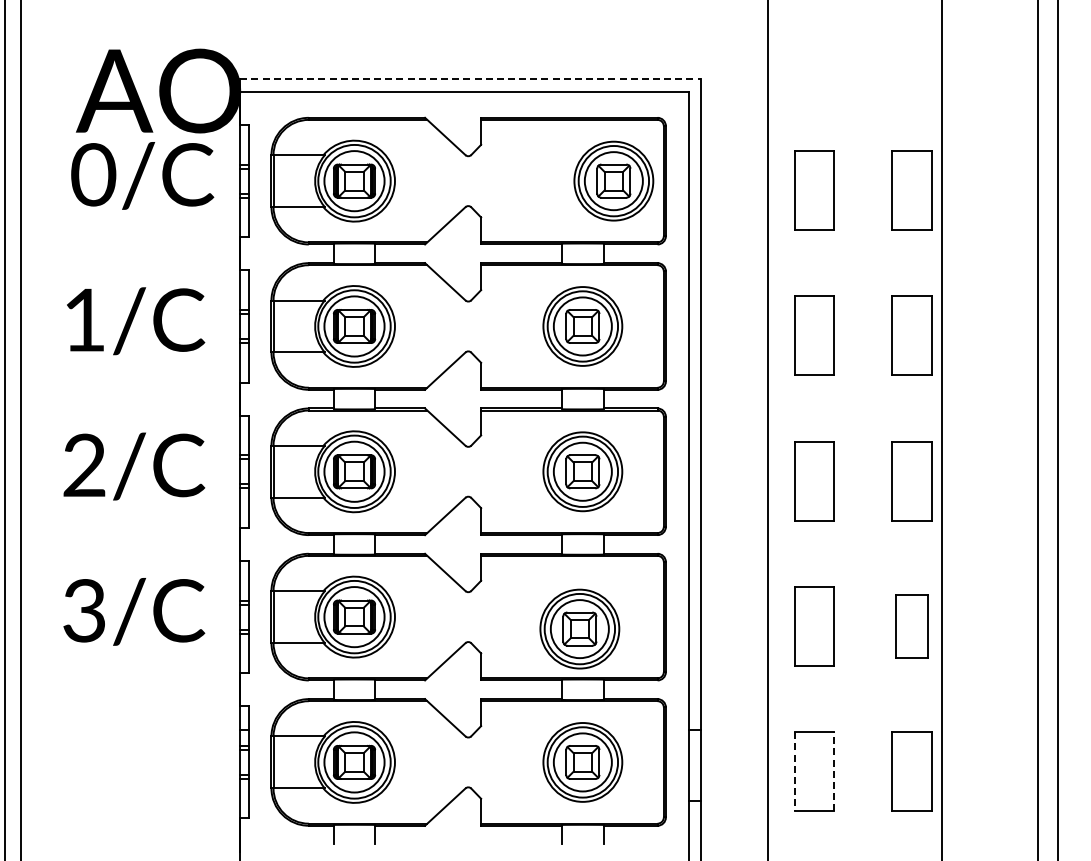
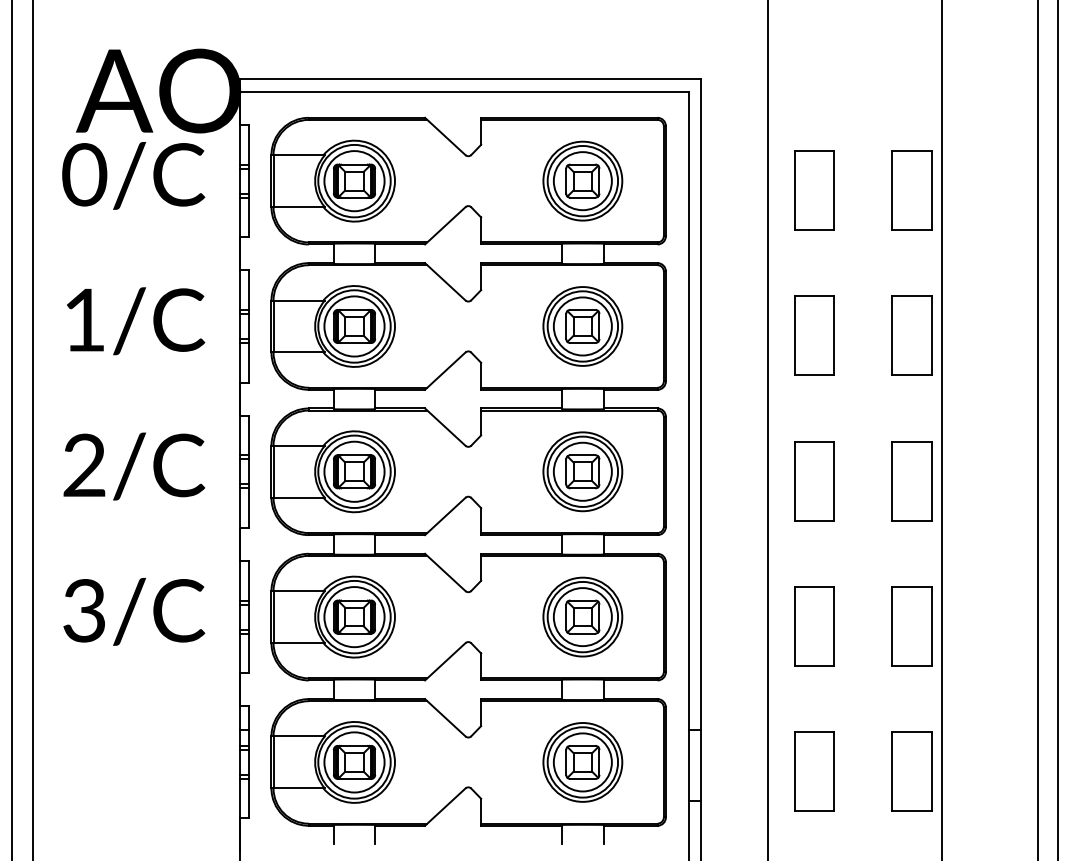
line: dashed -> solid (471, 79)
text position: (142, 175) -> (133, 175) (133, 175)
part position: (613, 180) -> (582, 180) (582, 180)
line position: (4, 429) -> (11, 429) (11, 429)
line position: (20, 429) -> (32, 429) (32, 429)
part size: 34x65 px -> 42x81 px (911, 626)
part position: (579, 628) -> (582, 616) (582, 616)
line: dashed -> solid (834, 771)
line: dashed -> solid (794, 772)
